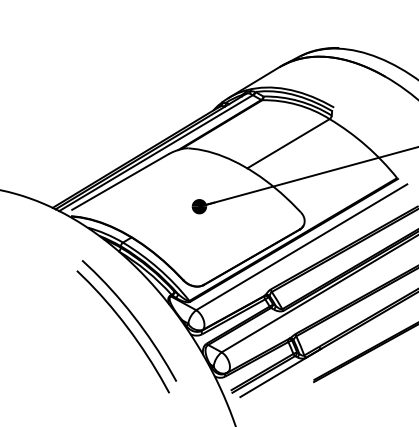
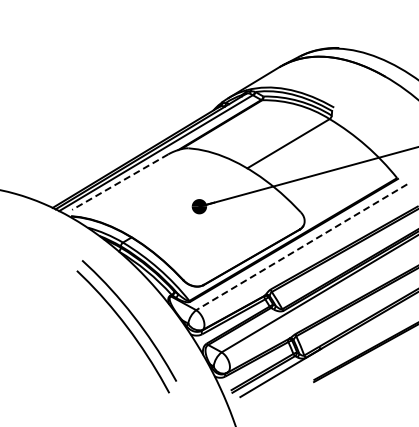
line: solid -> dashed (119, 182)
line: solid -> dashed (301, 247)
